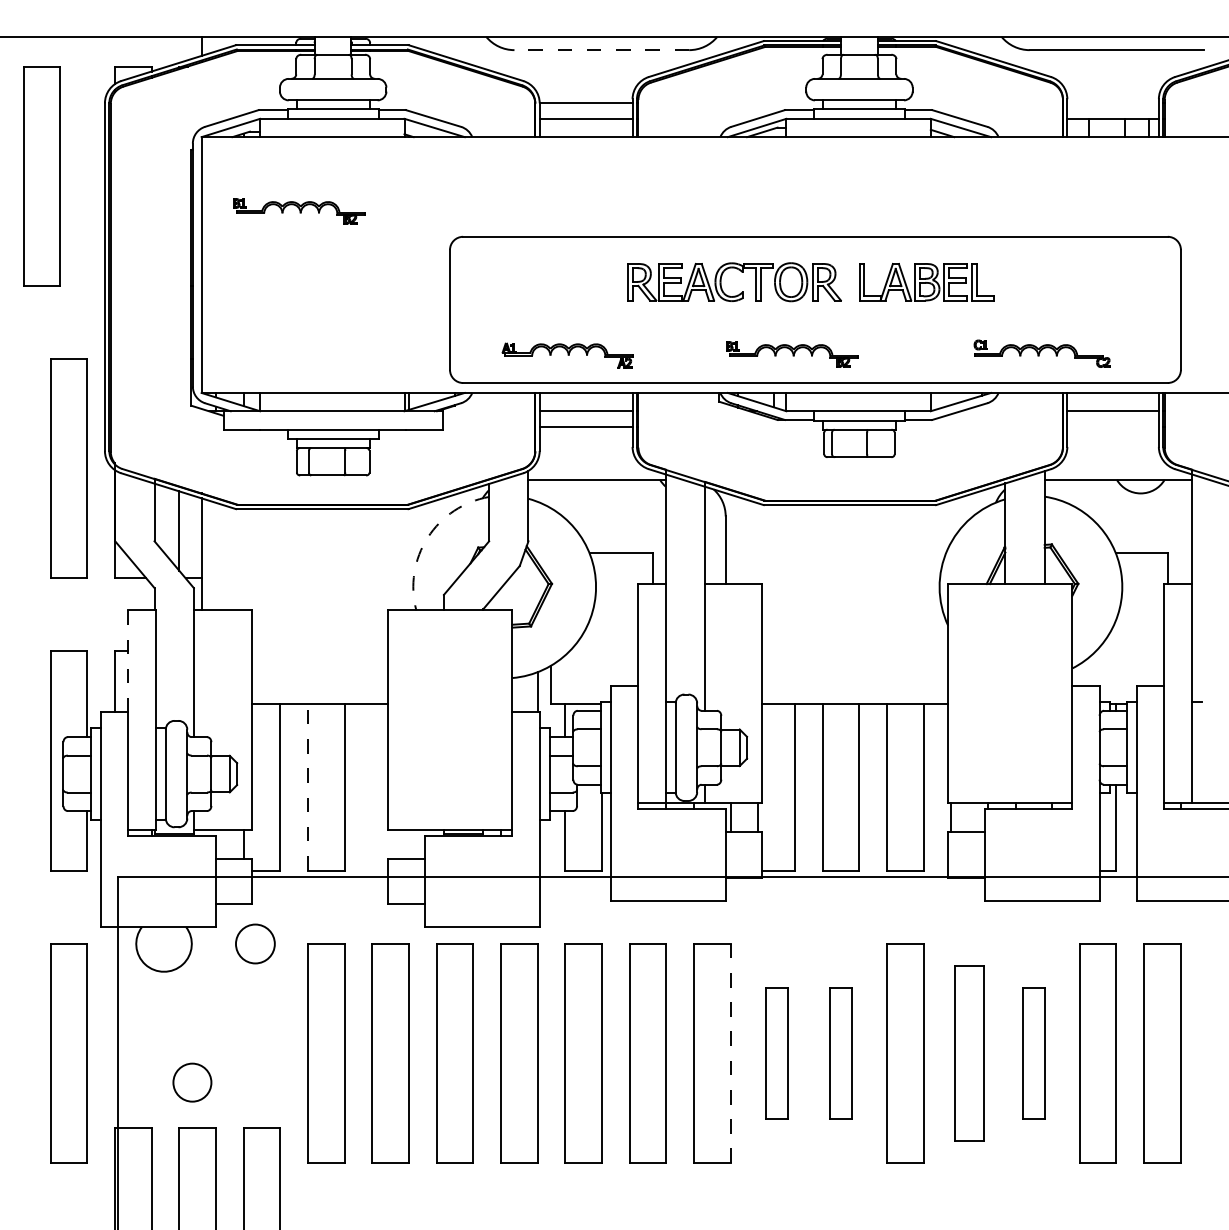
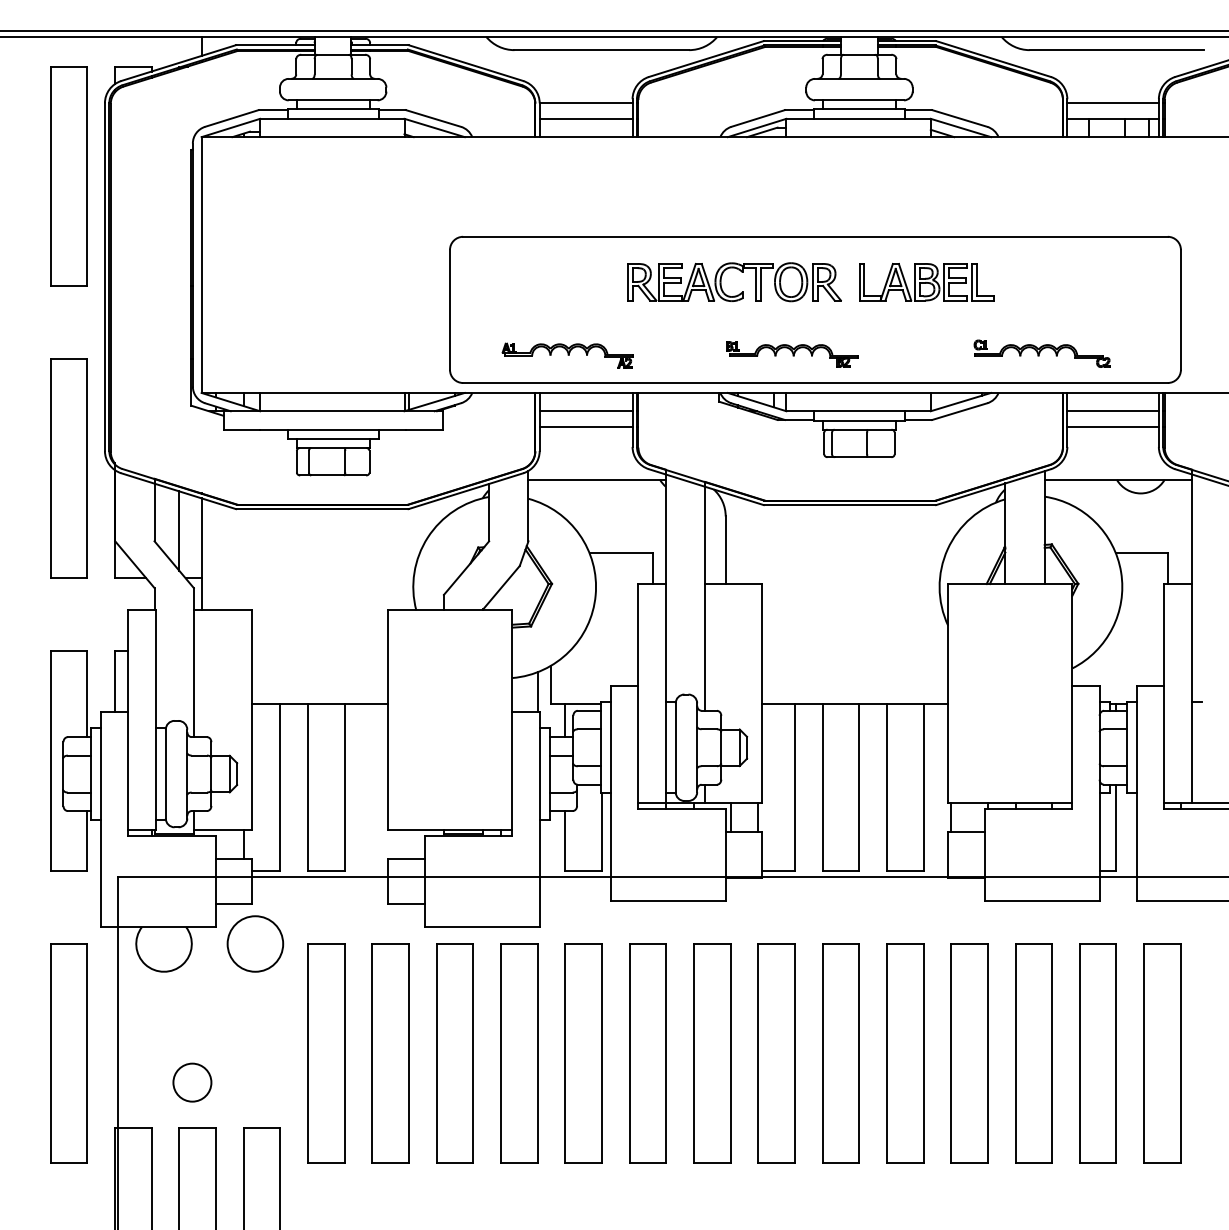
line: none -> present (613, 30)
line: dashed -> solid (601, 50)
line: none -> present (1112, 102)
part position: (41, 176) -> (68, 176) (68, 176)
part: present -> none (299, 211)
line: none -> present (1112, 427)
arc: dashed -> solid (427, 537)
line: dashed -> solid (128, 661)
line: dashed -> solid (308, 787)
circle diameter: 39 px -> 56 px (255, 943)
line: dashed -> solid (730, 1053)
part size: 24x133 px -> 39x221 px (776, 1053)
part size: 24x133 px -> 38x221 px (840, 1053)
part size: 31x177 px -> 39x221 px (969, 1053)
part size: 24x133 px -> 38x221 px (1033, 1053)
